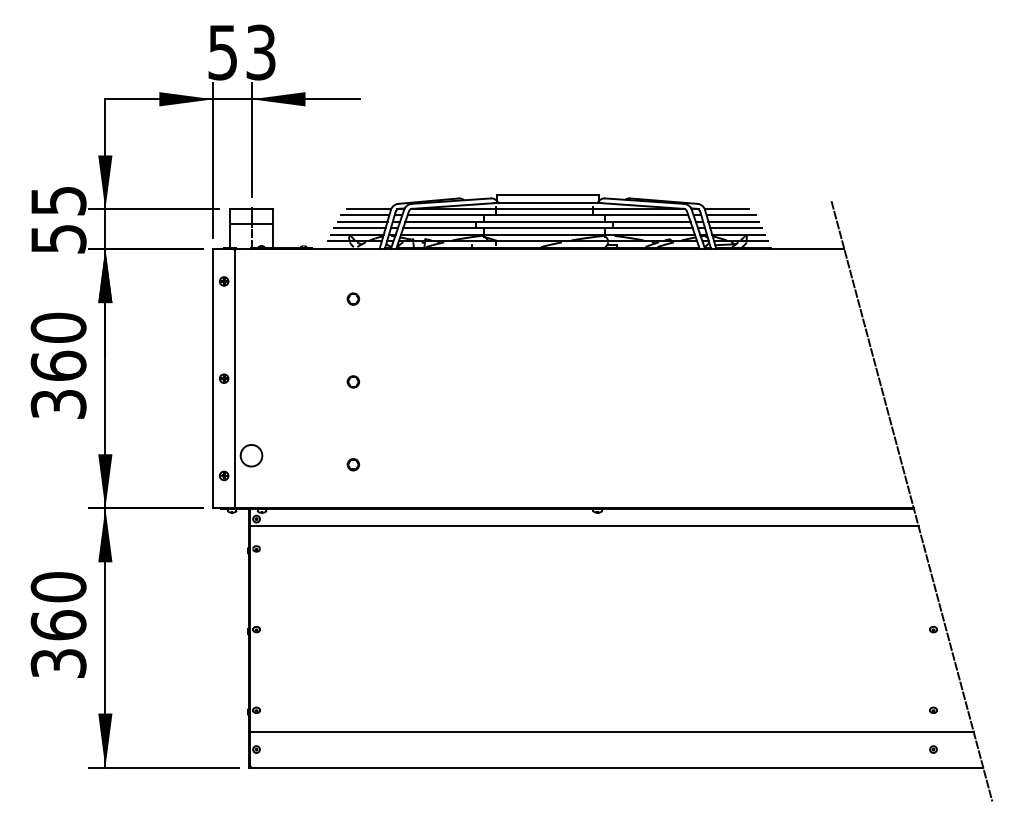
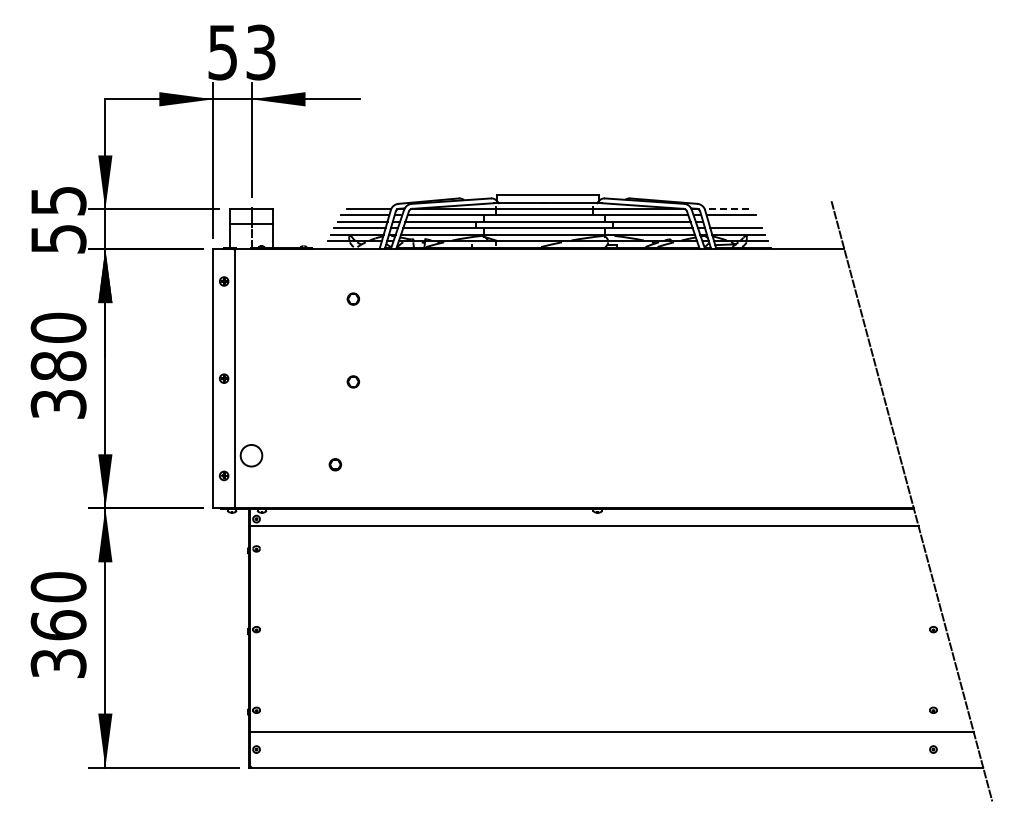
line: solid -> dashed (726, 209)
line: present -> none (733, 221)
text: 360 -> 380 (58, 365)
part position: (353, 464) -> (335, 464) (335, 464)
